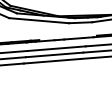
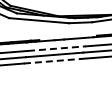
line: solid -> dashed (56, 48)
line: solid -> dashed (52, 61)
